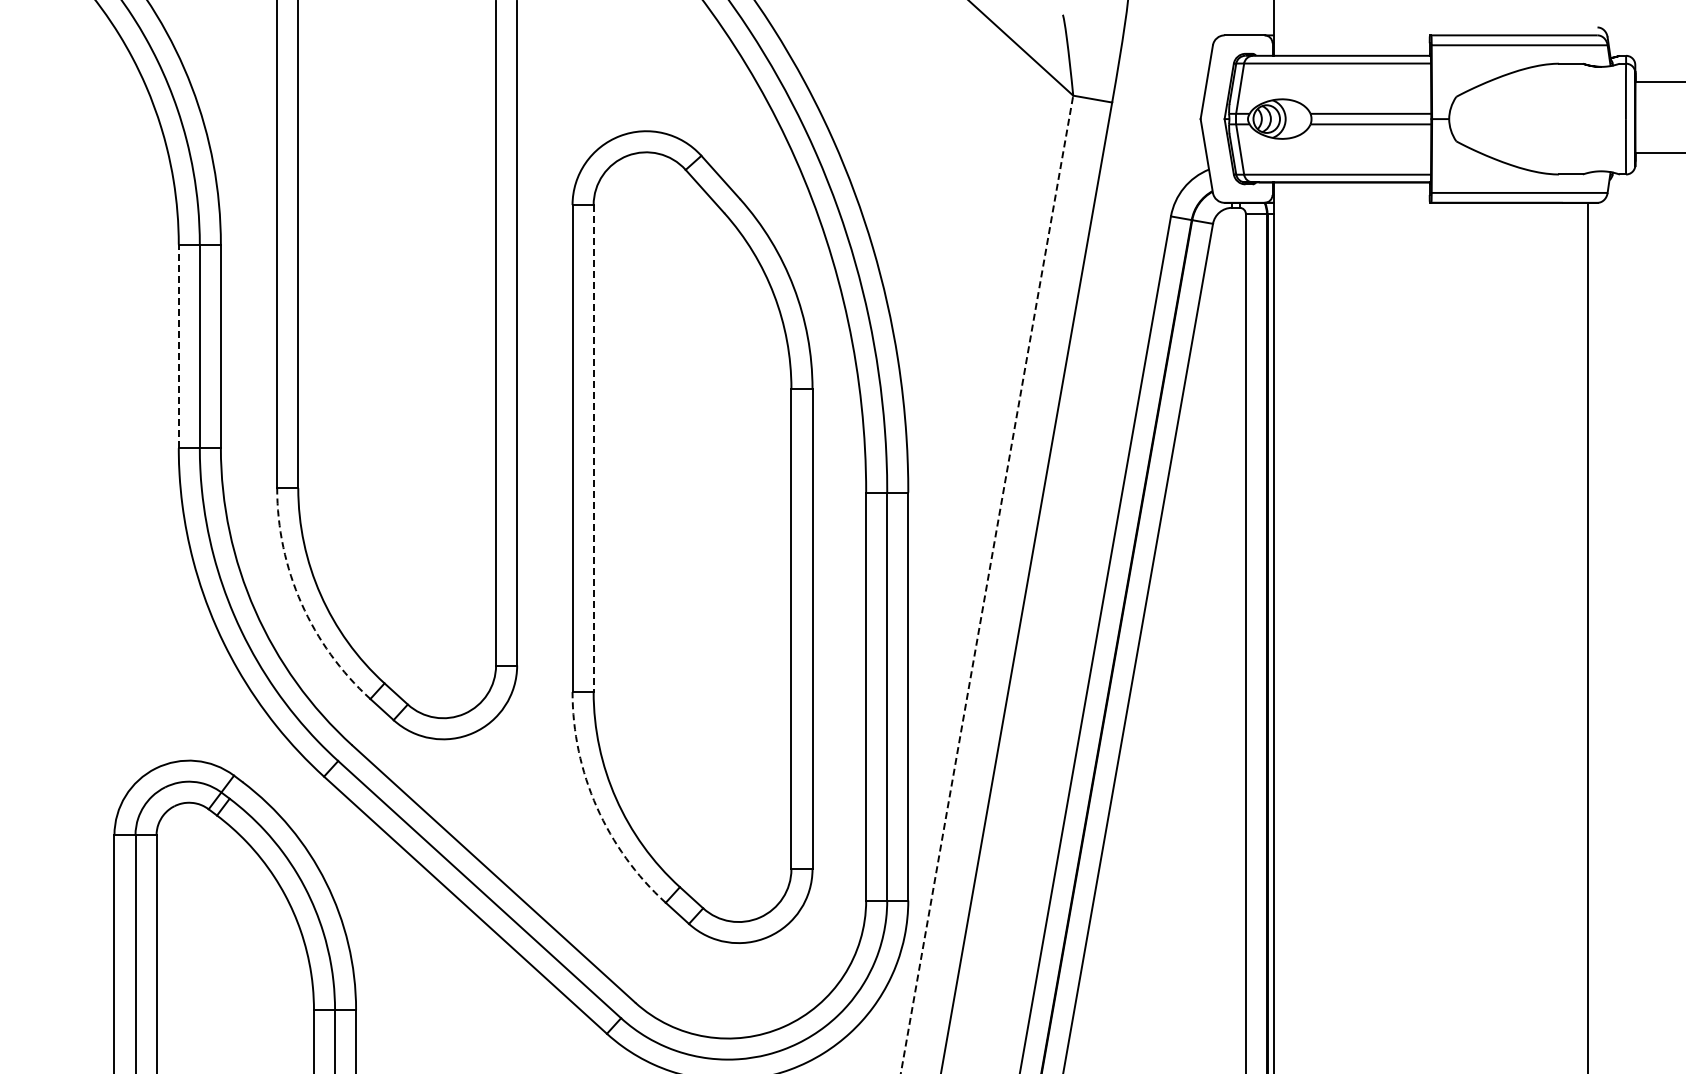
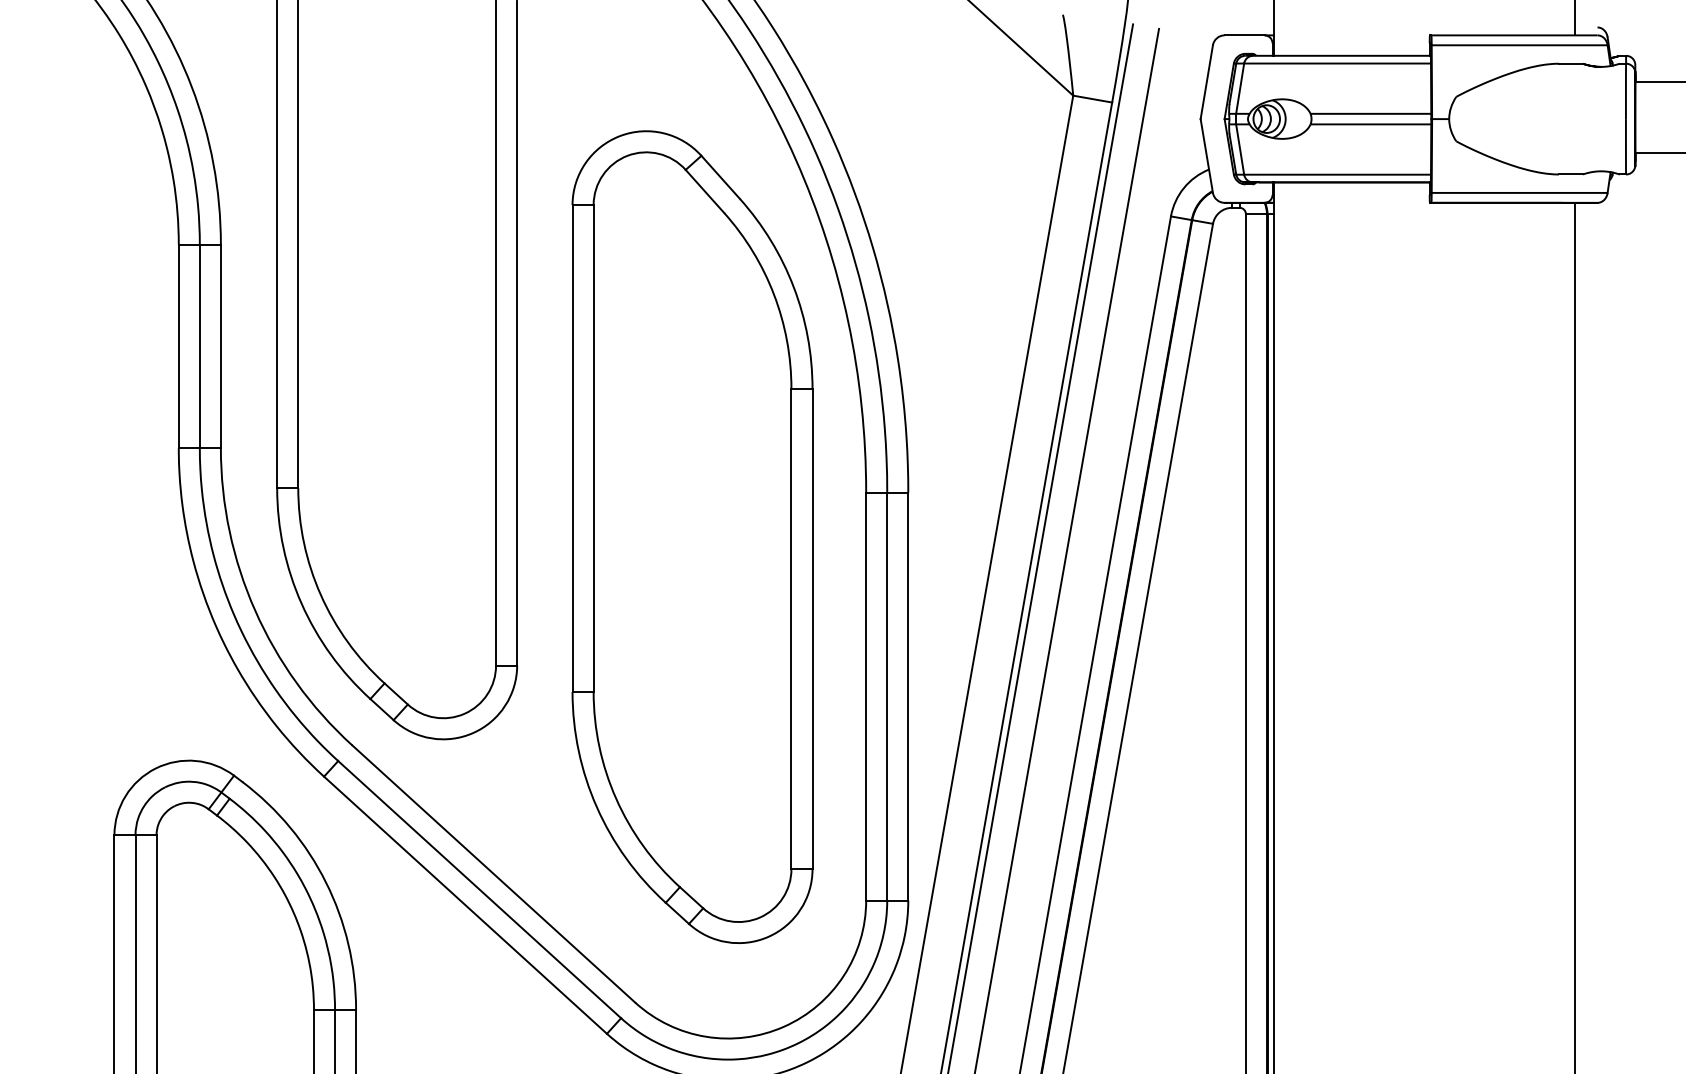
line: none -> present (1574, 18)
line: dashed -> solid (178, 346)
line: dashed -> solid (593, 449)
line: none -> present (1040, 547)
line: none -> present (1067, 549)
line: dashed -> solid (987, 584)
arc: dashed -> solid (301, 603)
line position: (1587, 636) -> (1574, 636) (1574, 636)
arc: dashed -> solid (596, 807)
